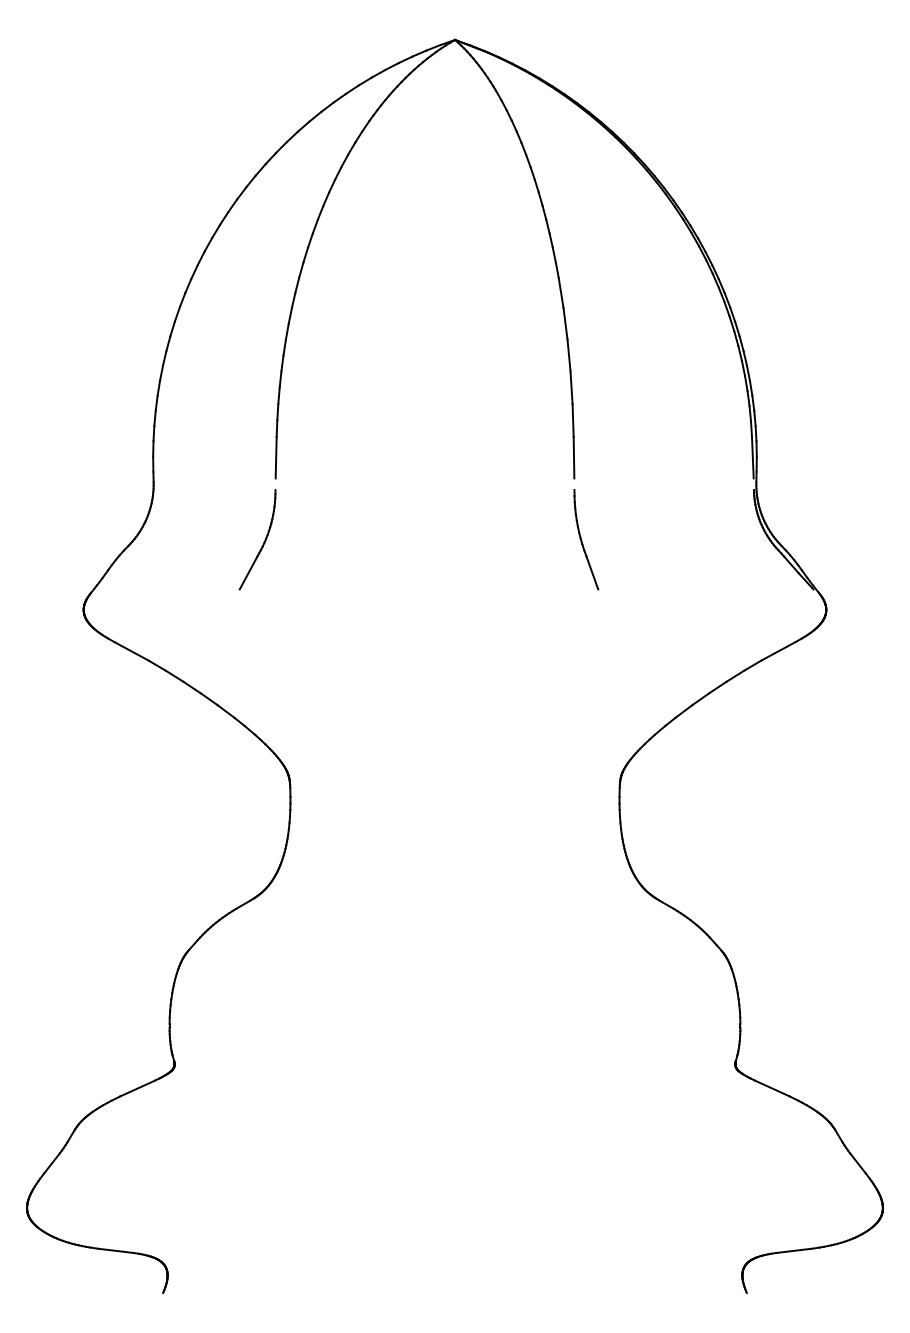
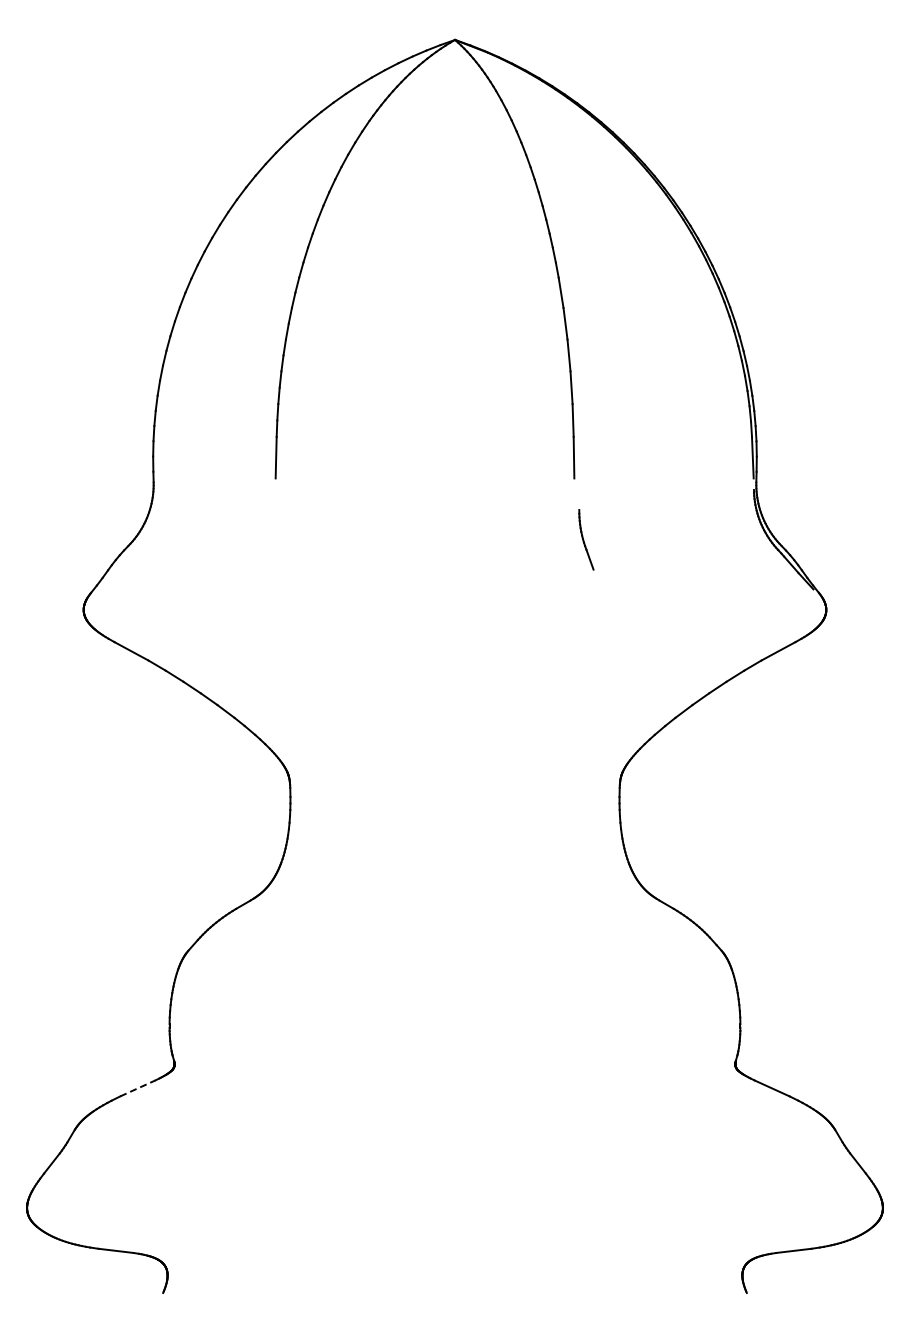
part size: 27x102 px -> 17x62 px (586, 539)
part: present -> none (263, 541)
line: solid -> dashed (138, 1088)
